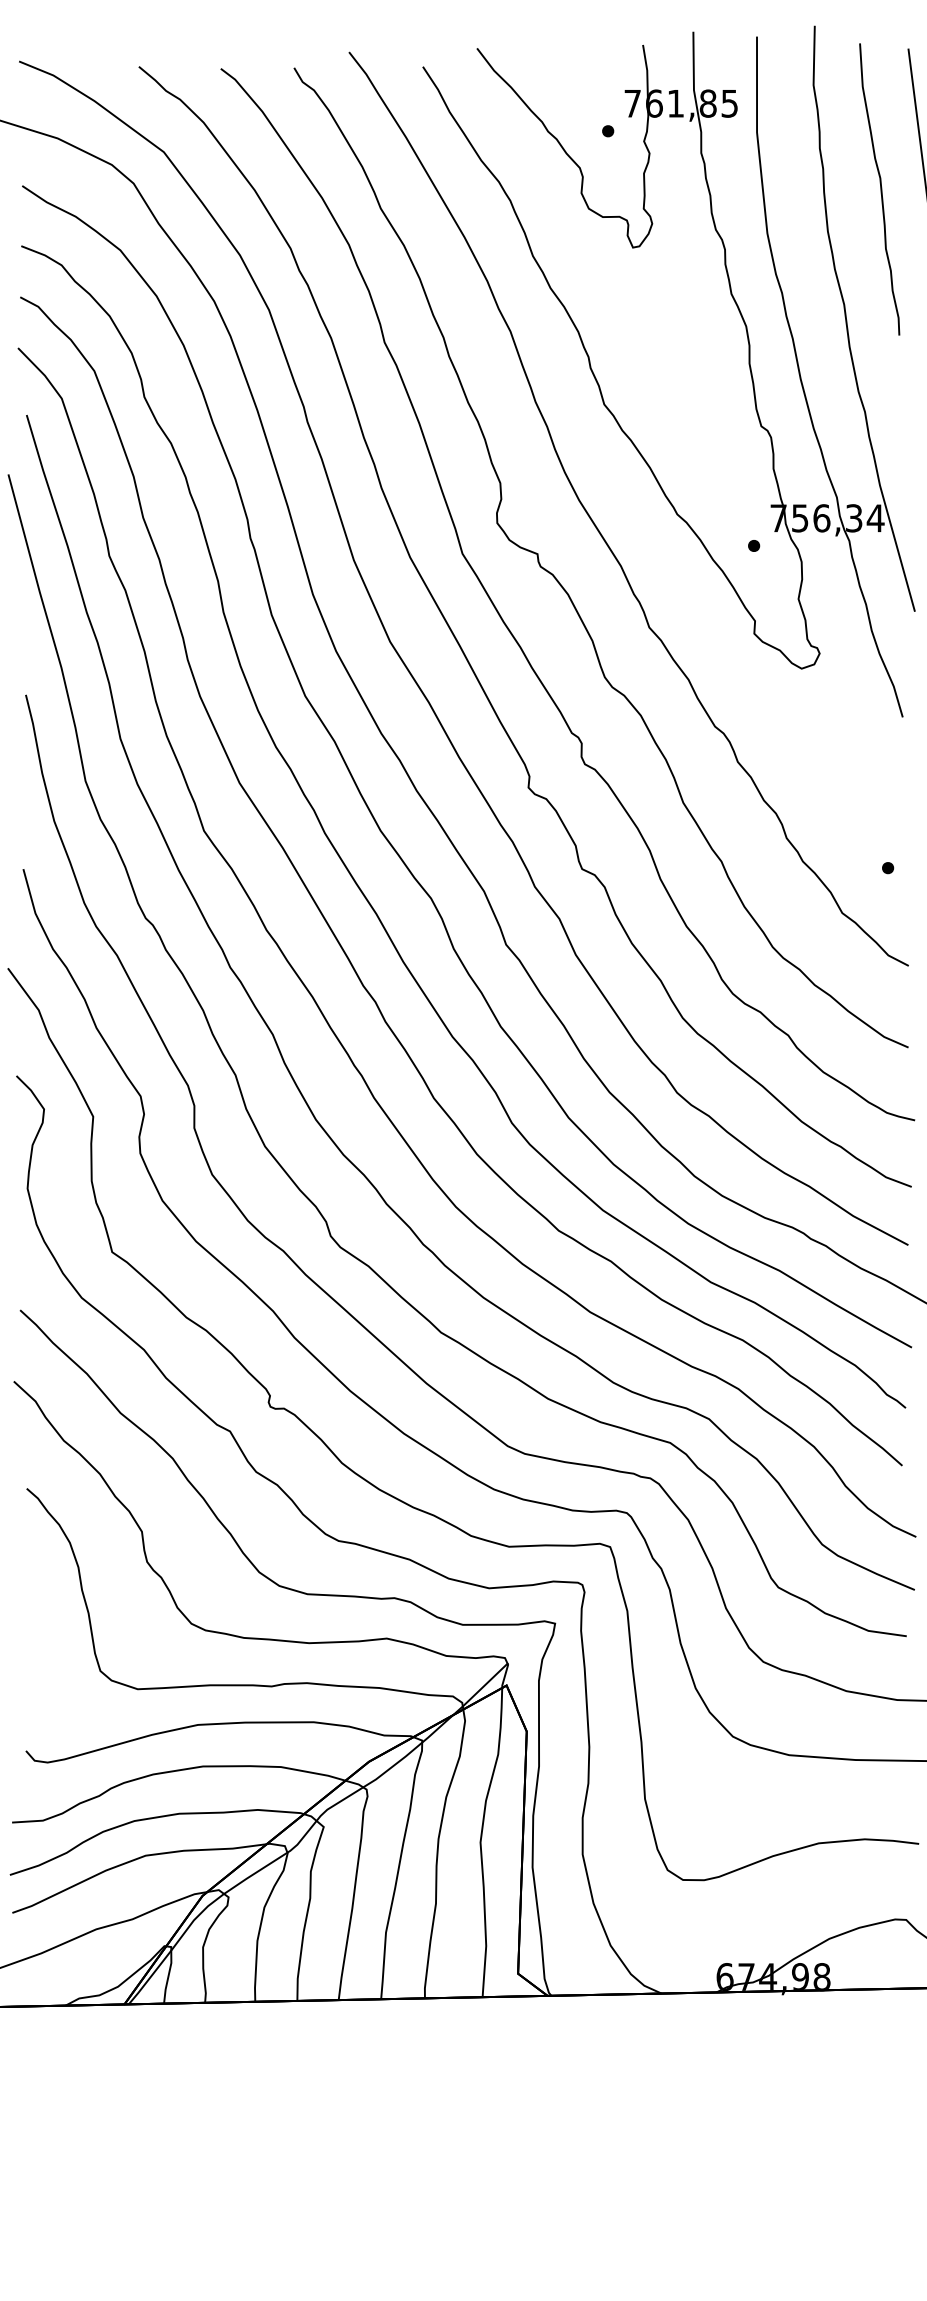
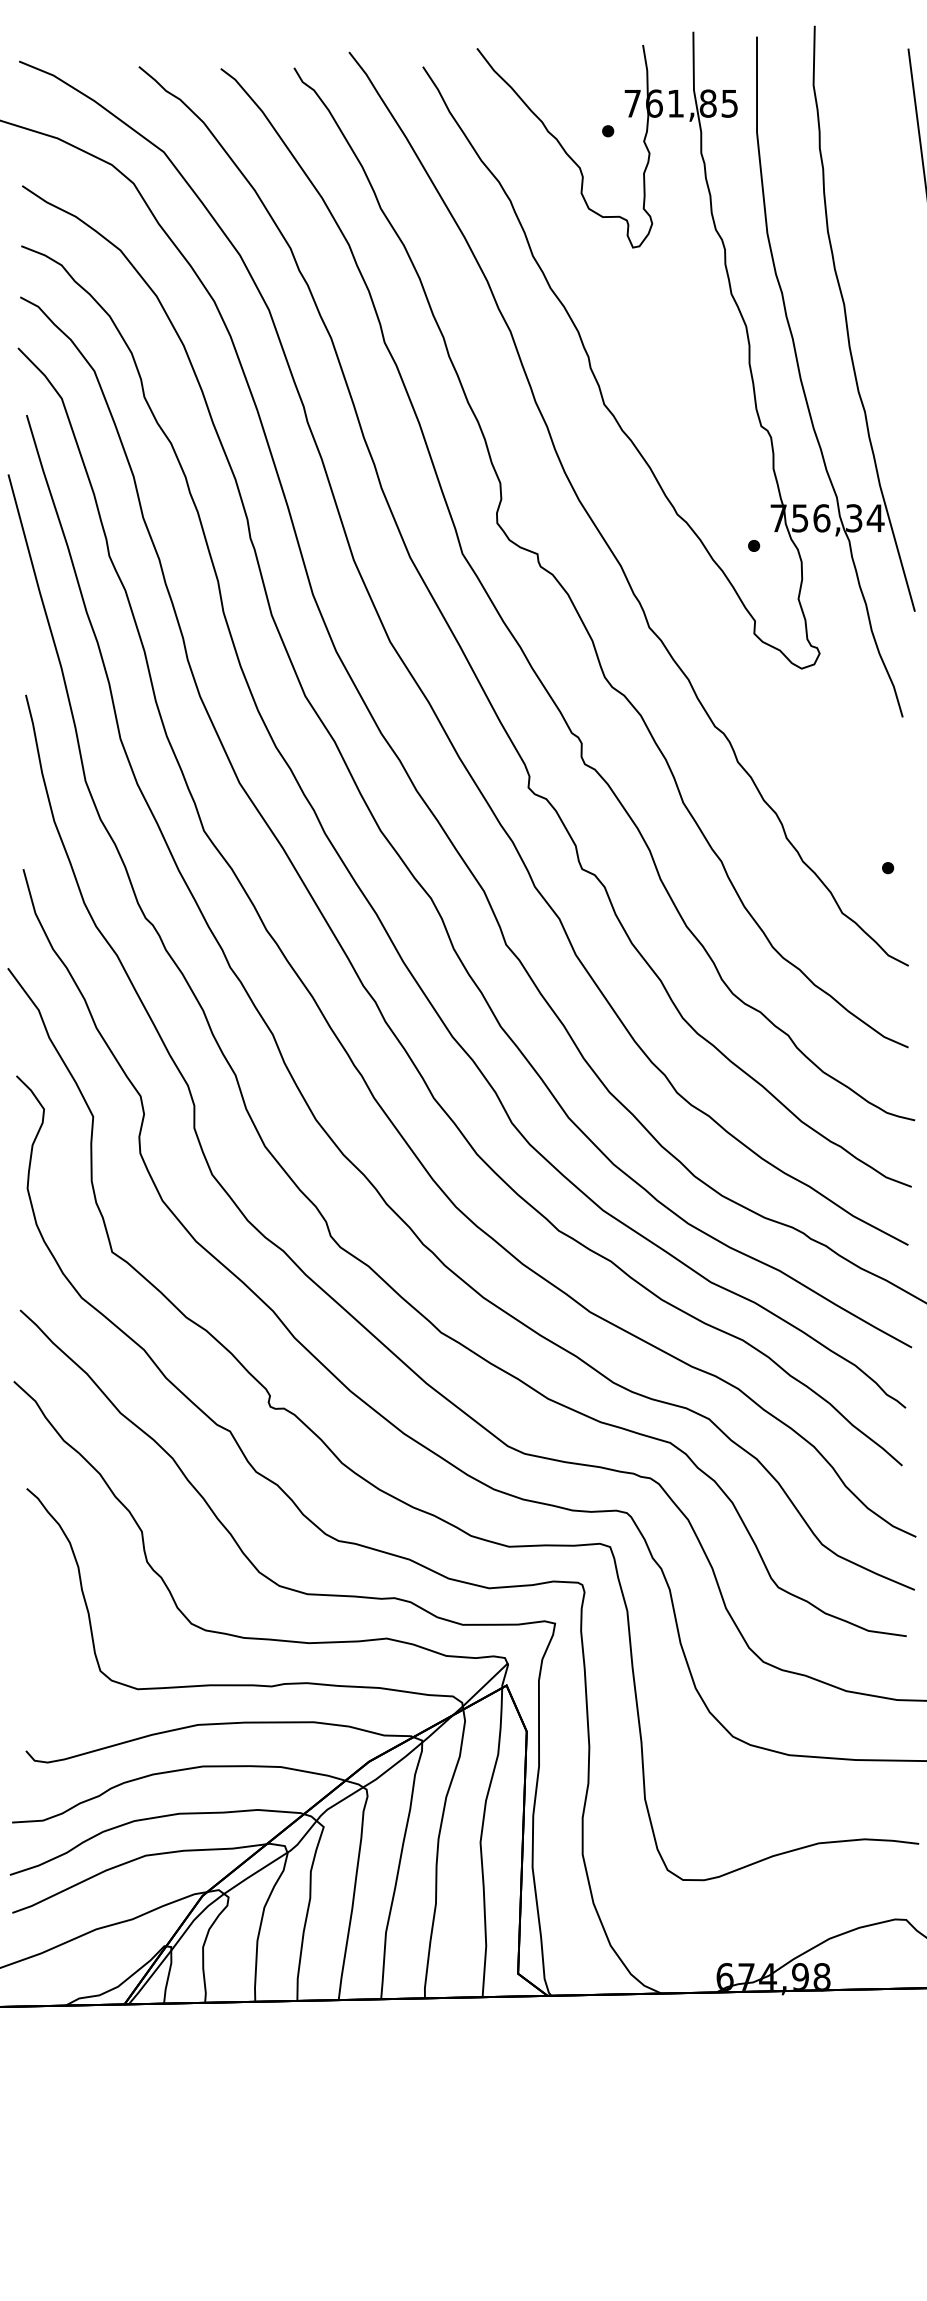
curve: present -> none (880, 189)
